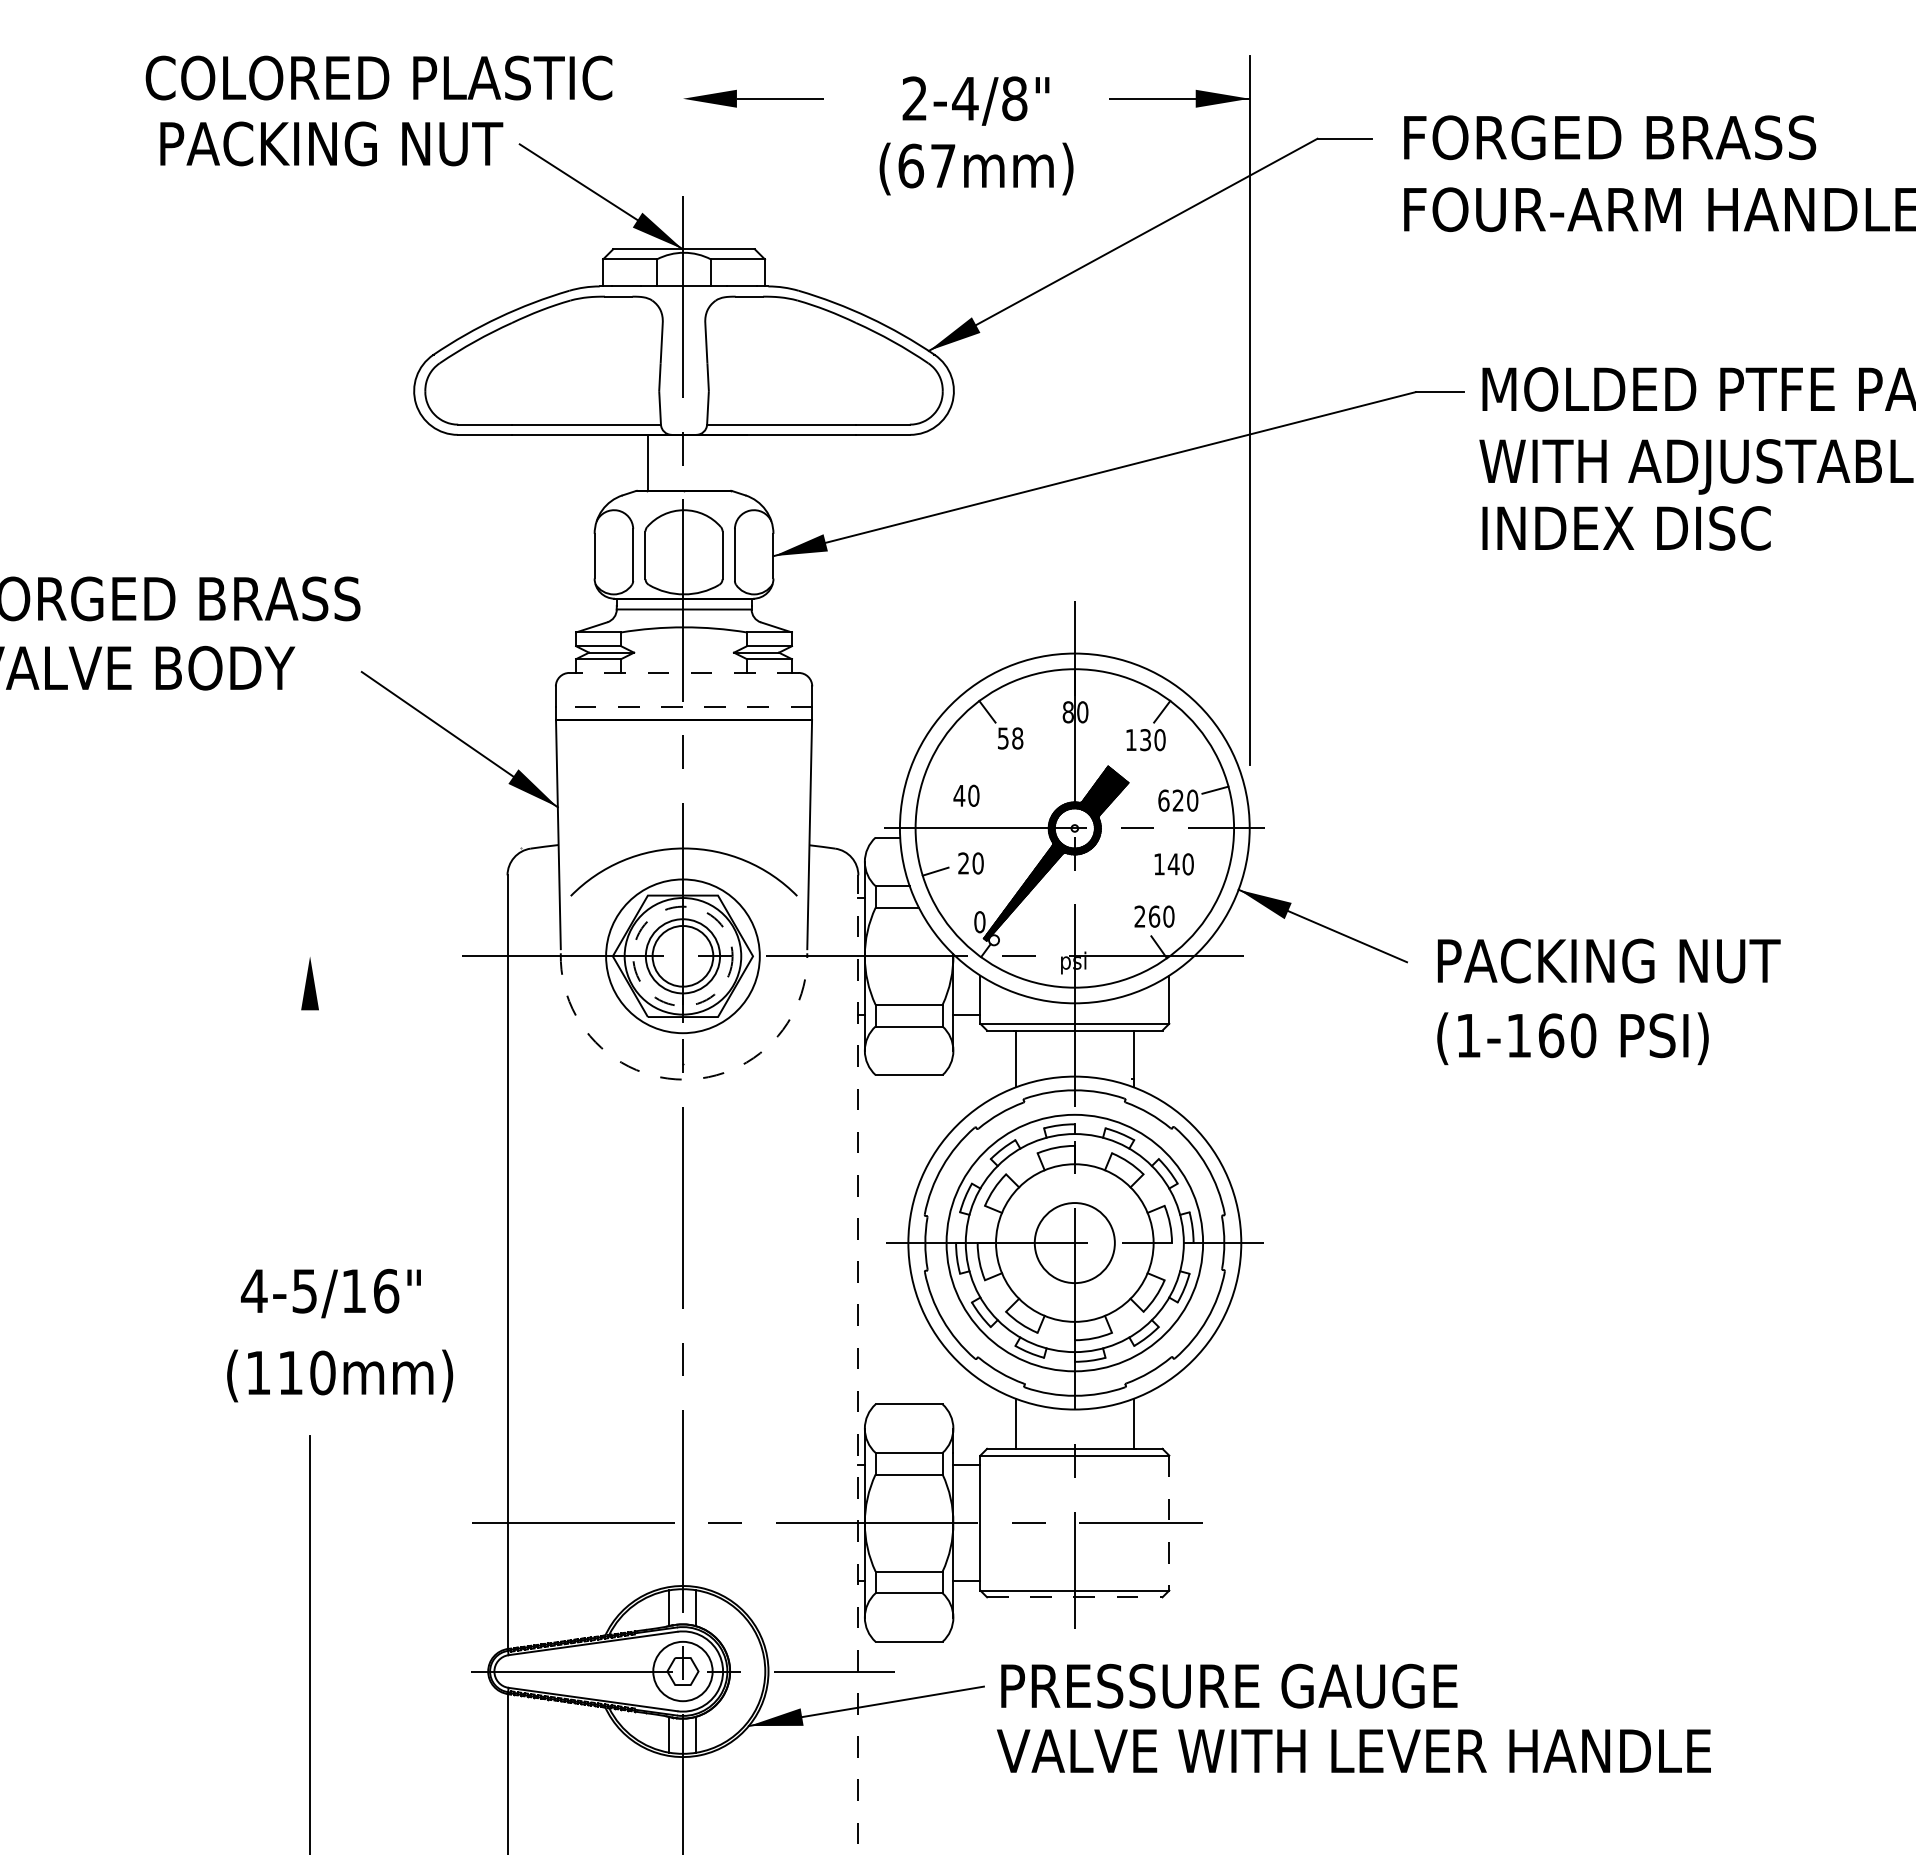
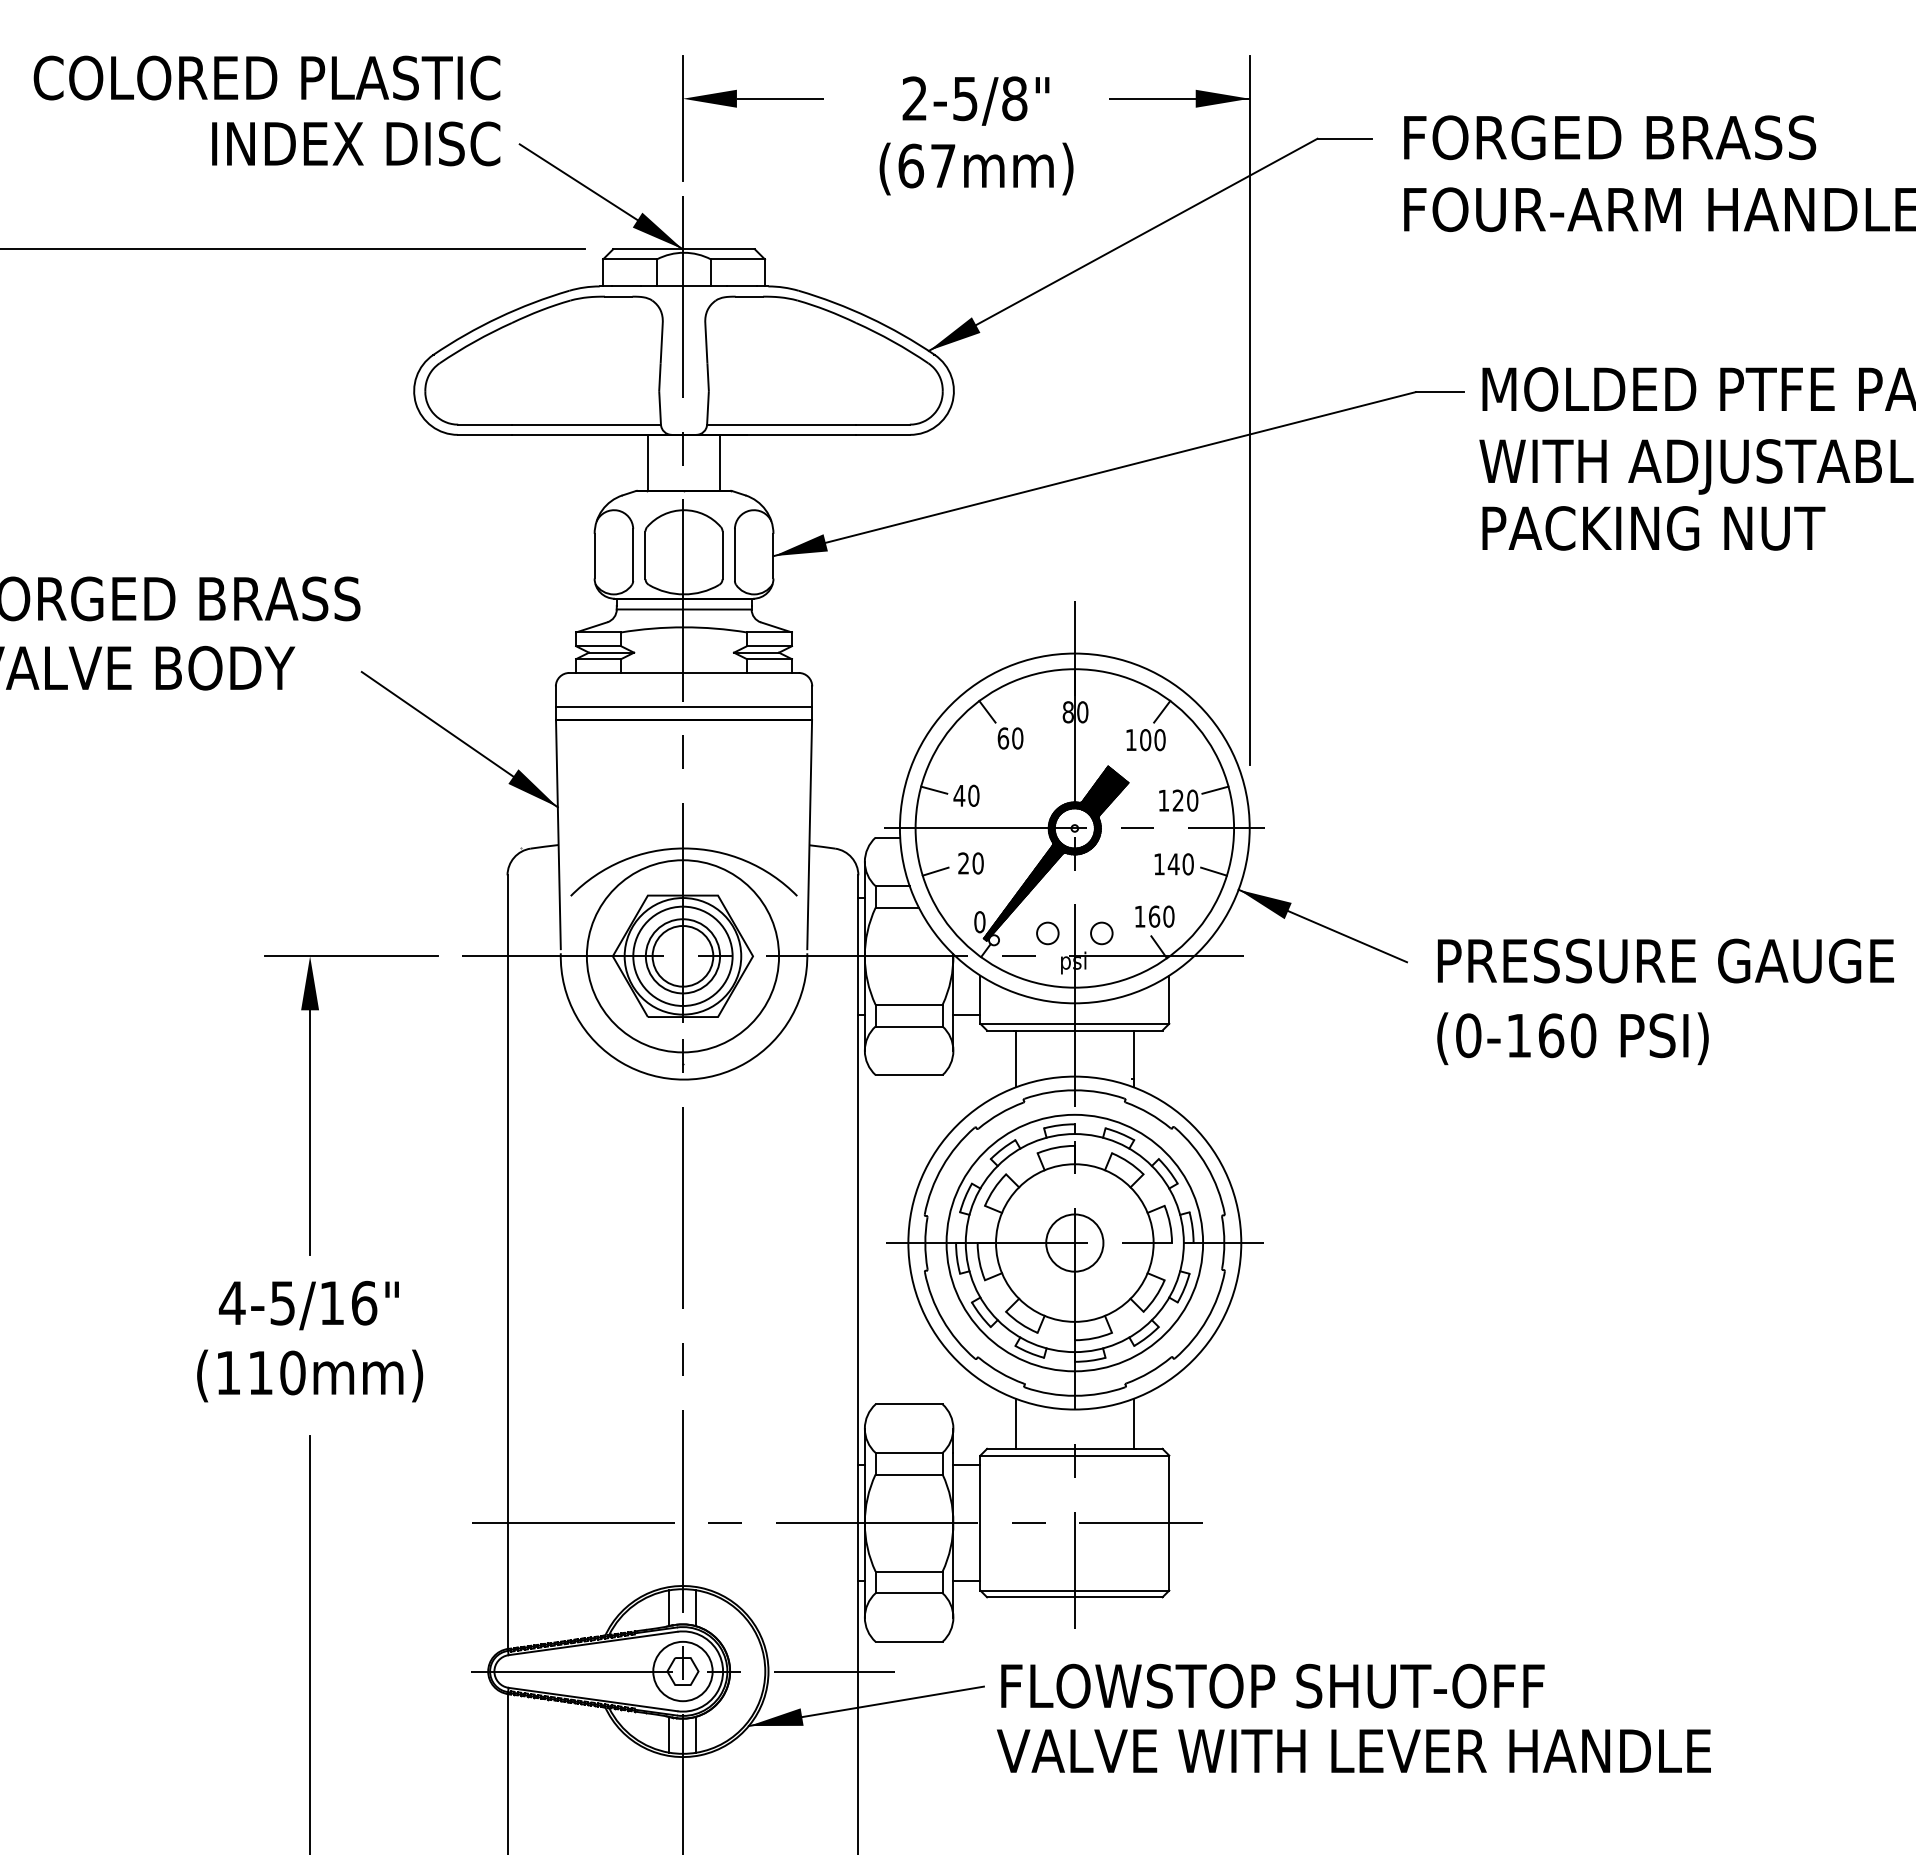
text position: (378, 77) -> (266, 77) (266, 77)
text: 2-4/8" -> 2-5/8" (965, 99)
line: none -> present (682, 118)
text: PACKING NUT -> INDEX DISC (331, 143)
line: none -> present (293, 249)
line: none -> present (720, 462)
text: INDEX DISC -> PACKING NUT (1656, 528)
line: dashed -> solid (684, 672)
line: dashed -> solid (683, 706)
text: 58 -> 60 (1010, 738)
text: 130 -> 100 (1145, 740)
line: none -> present (934, 789)
text: 620 -> 120 (1163, 800)
line: none -> present (1213, 871)
text: 260 -> 160 (1139, 916)
circle: none -> present (1047, 933)
circle: none -> present (1101, 933)
circle: dashed -> solid (682, 955)
line: none -> present (351, 956)
circle diameter: 154 px -> 192 px (682, 956)
text: PACKING NUT -> PRESSURE GAUGE (1679, 960)
text: (1-160 -> (0-160 (1468, 1035)
arc: dashed -> solid (684, 1079)
line: none -> present (310, 1126)
circle diameter: 80 px -> 57 px (1074, 1242)
text position: (330, 1293) -> (308, 1305) (308, 1305)
line: dashed -> solid (858, 1364)
text position: (340, 1375) -> (310, 1375) (310, 1375)
line: dashed -> solid (1169, 1523)
line: dashed -> solid (1074, 1597)
text: PRESSURE GAUGE -> FLOWSTOP SHUT-OFF (1275, 1685)
